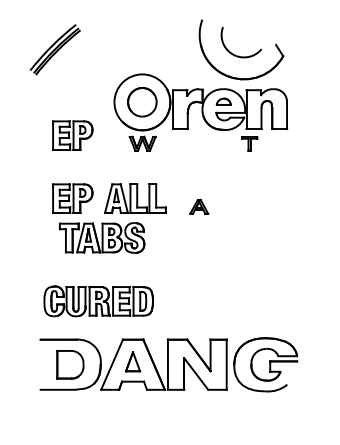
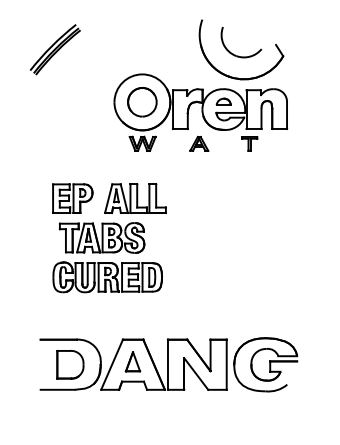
part: present -> none (72, 135)
part position: (199, 206) -> (199, 143) (199, 143)
part position: (98, 301) -> (107, 277) (107, 277)
